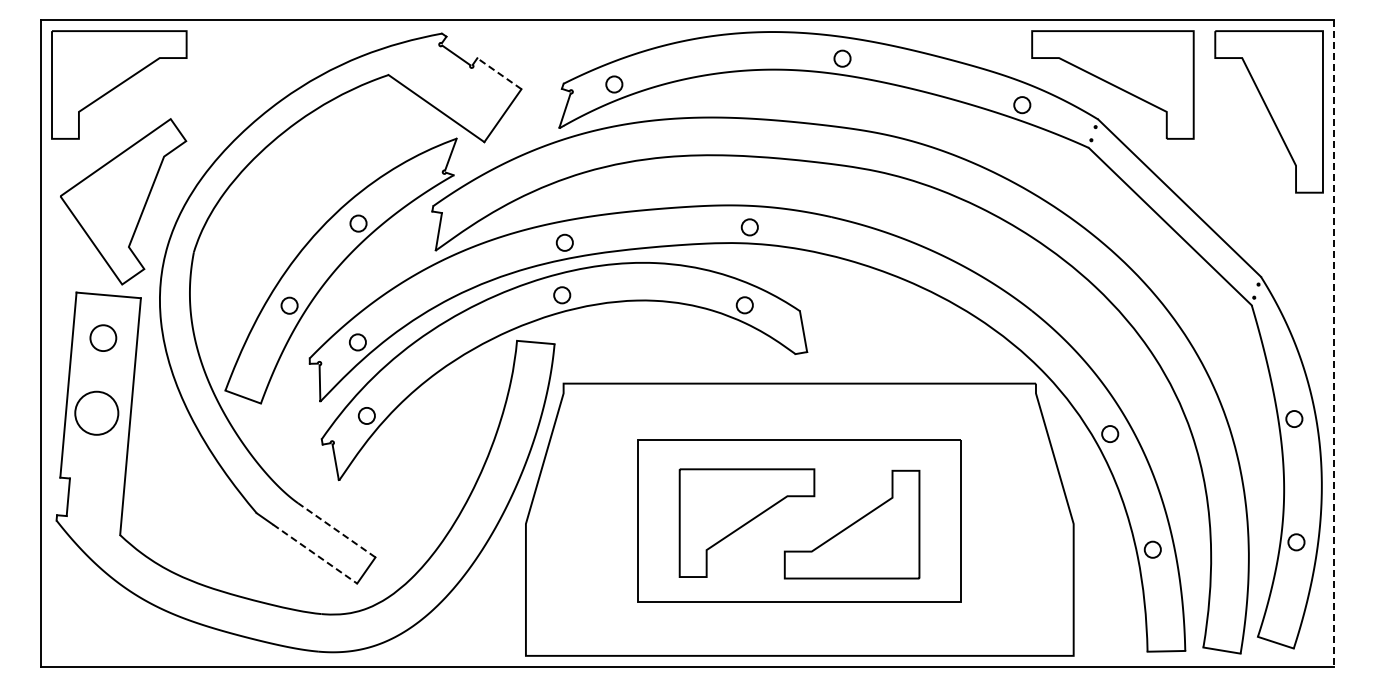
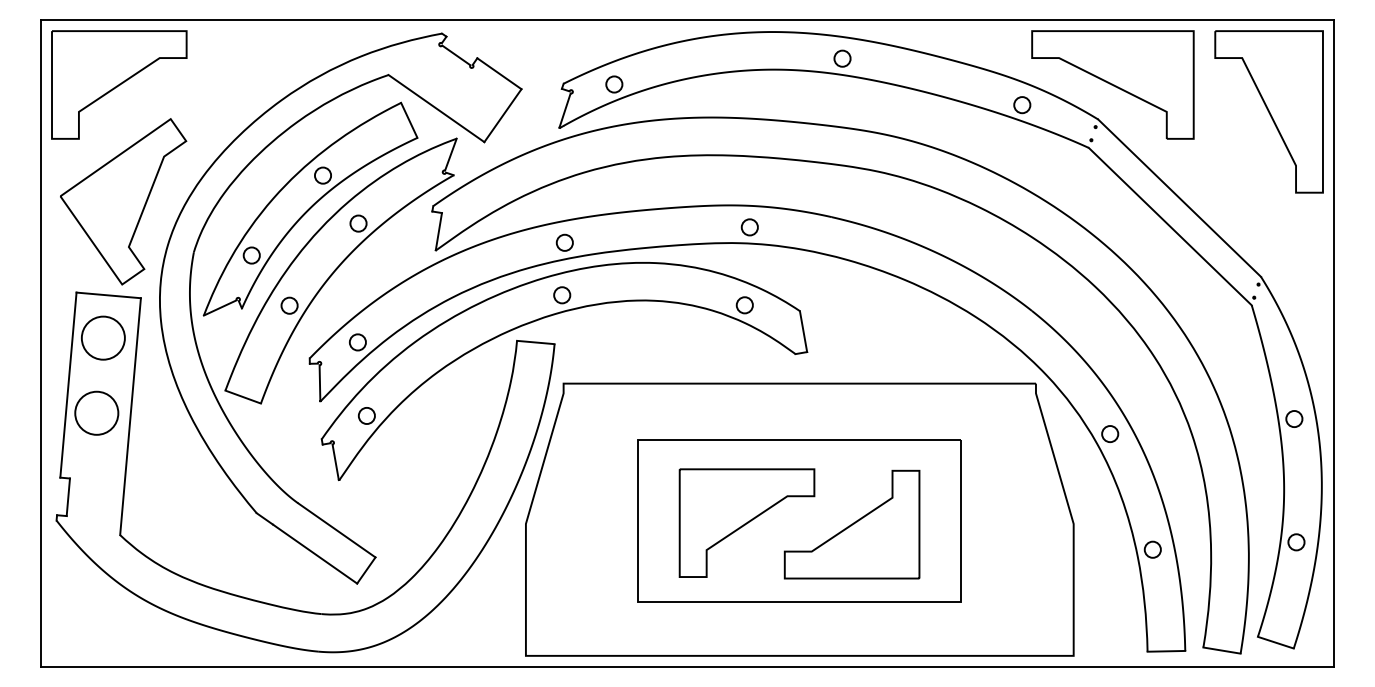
line: dashed -> solid (499, 73)
part: none -> present (310, 208)
circle diameter: 26 px -> 43 px (102, 337)
line: dashed -> solid (1333, 344)
line: dashed -> solid (336, 530)
line: dashed -> solid (315, 554)
